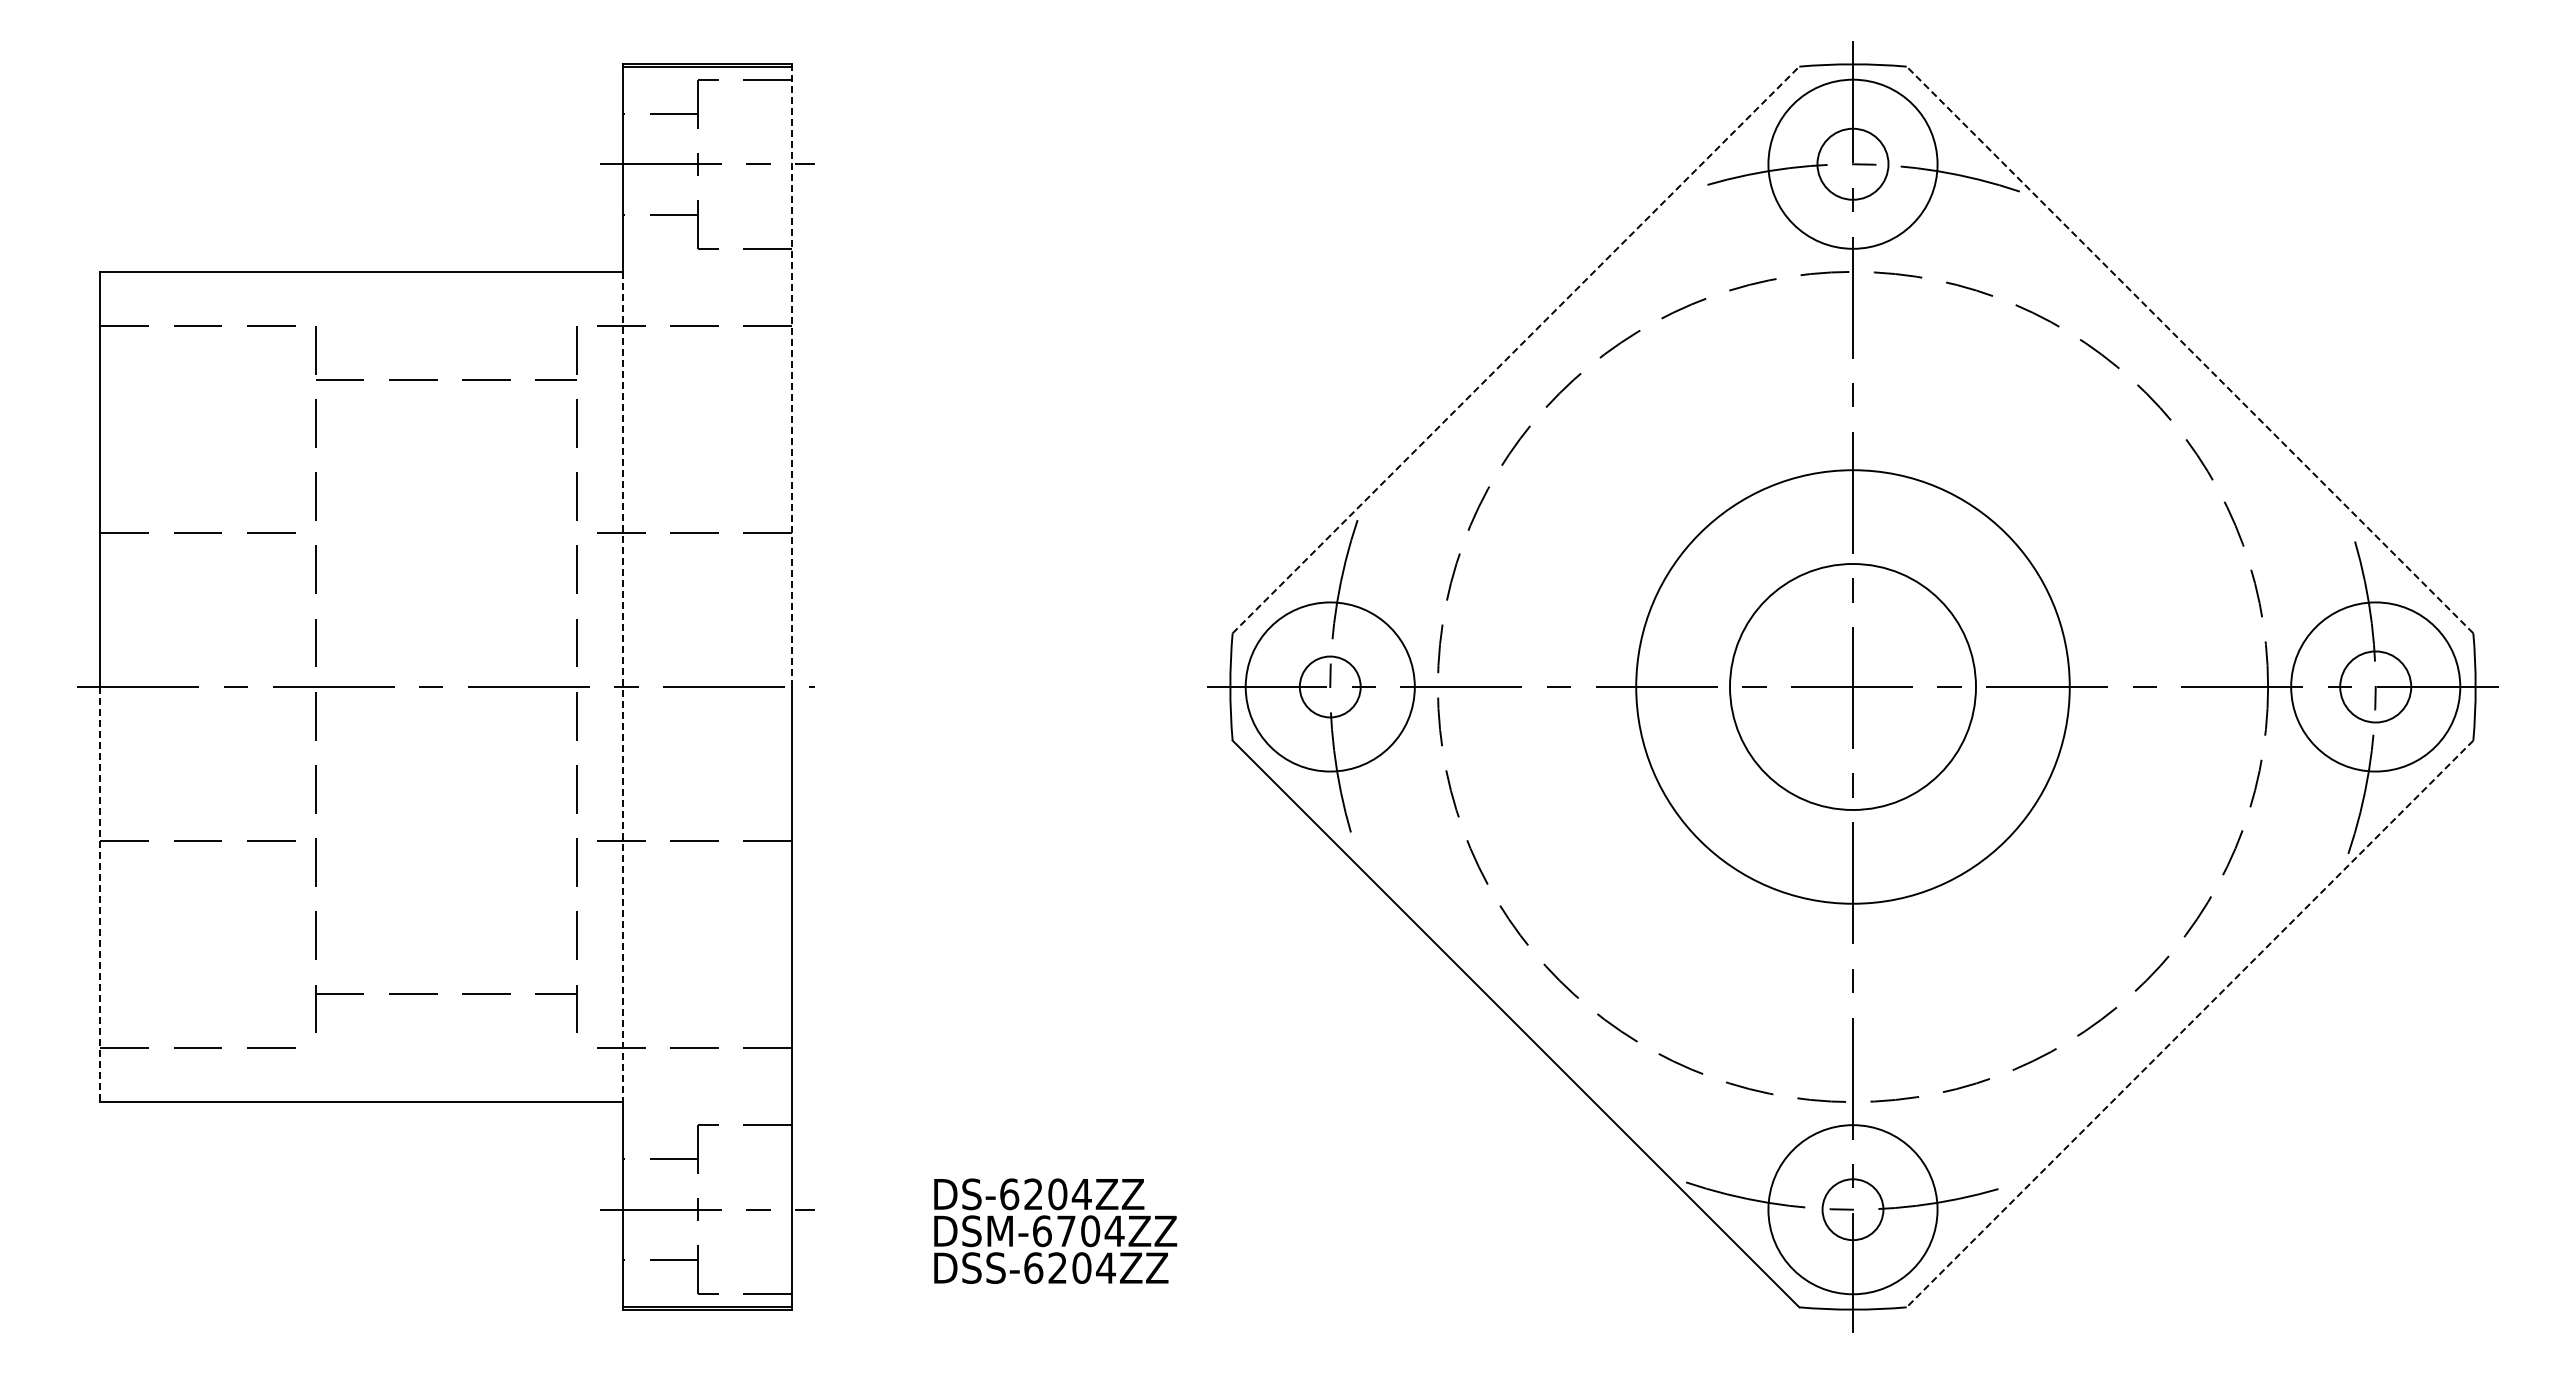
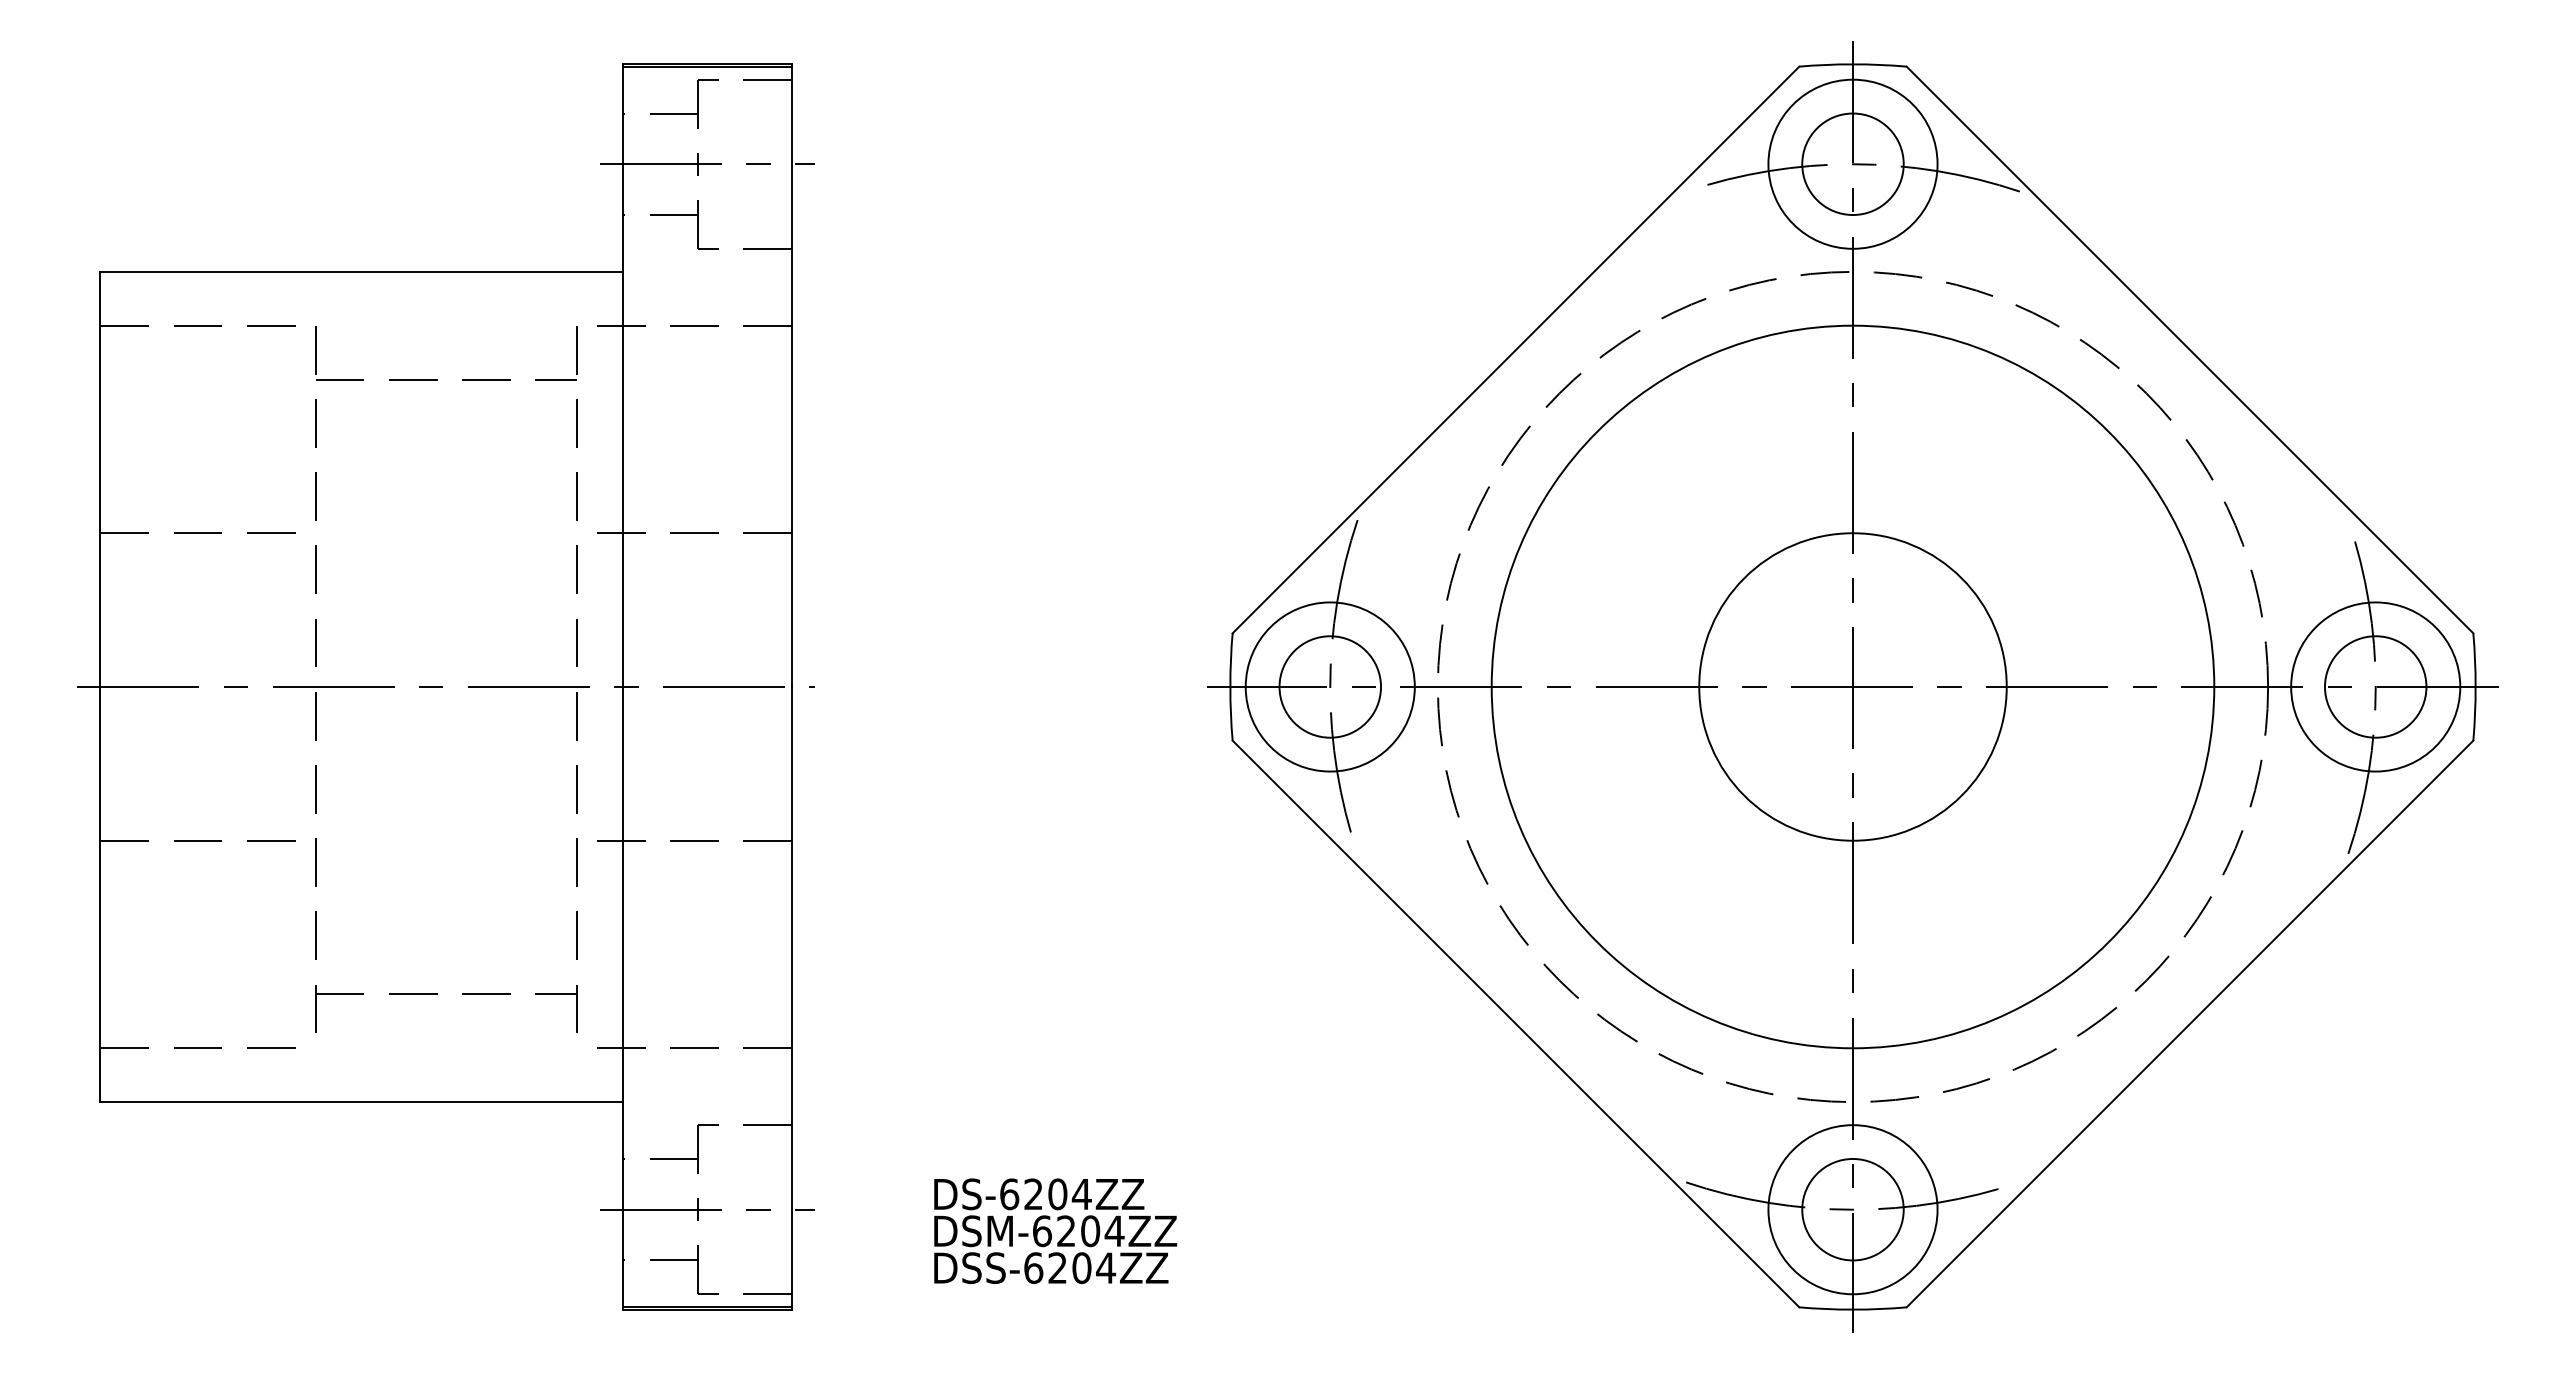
circle diameter: 71 px -> 101 px (1852, 164)
line: dashed -> solid (1515, 349)
line: dashed -> solid (2190, 349)
line: dashed -> solid (792, 376)
circle diameter: 61 px -> 101 px (1330, 686)
circle diameter: 246 px -> 307 px (1852, 686)
circle diameter: 434 px -> 723 px (1852, 686)
circle diameter: 71 px -> 101 px (2375, 686)
line: dashed -> solid (623, 687)
line: dashed -> solid (100, 894)
line: dashed -> solid (2190, 1024)
circle diameter: 61 px -> 101 px (1852, 1209)
text: DSM-6704ZZ -> DSM-6204ZZ (1066, 1230)
